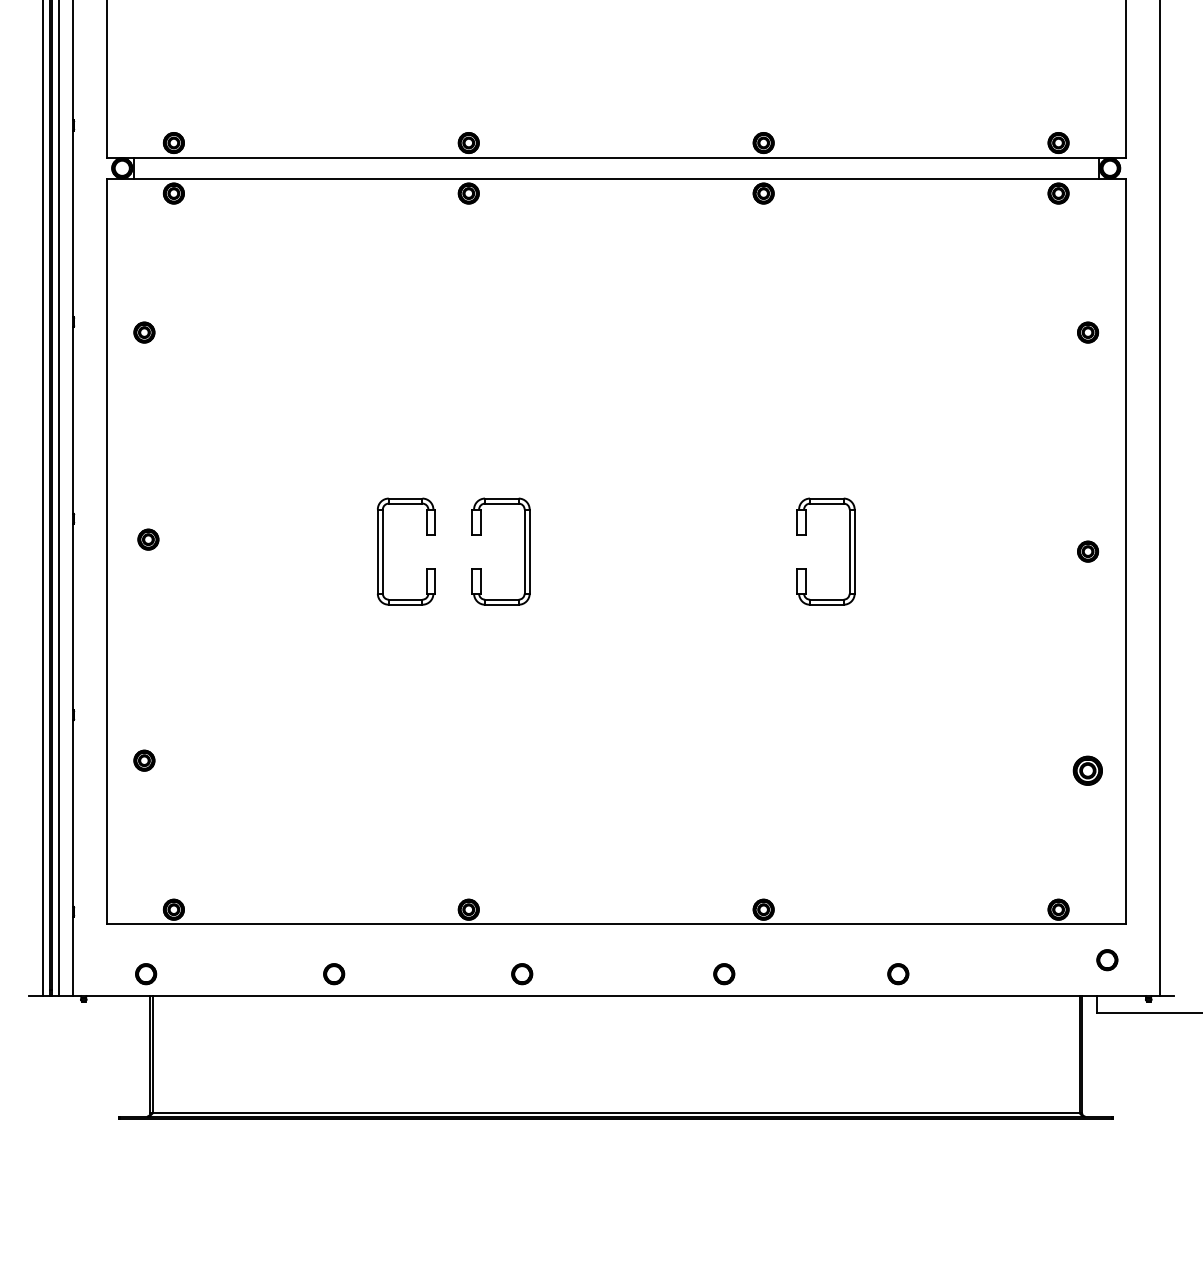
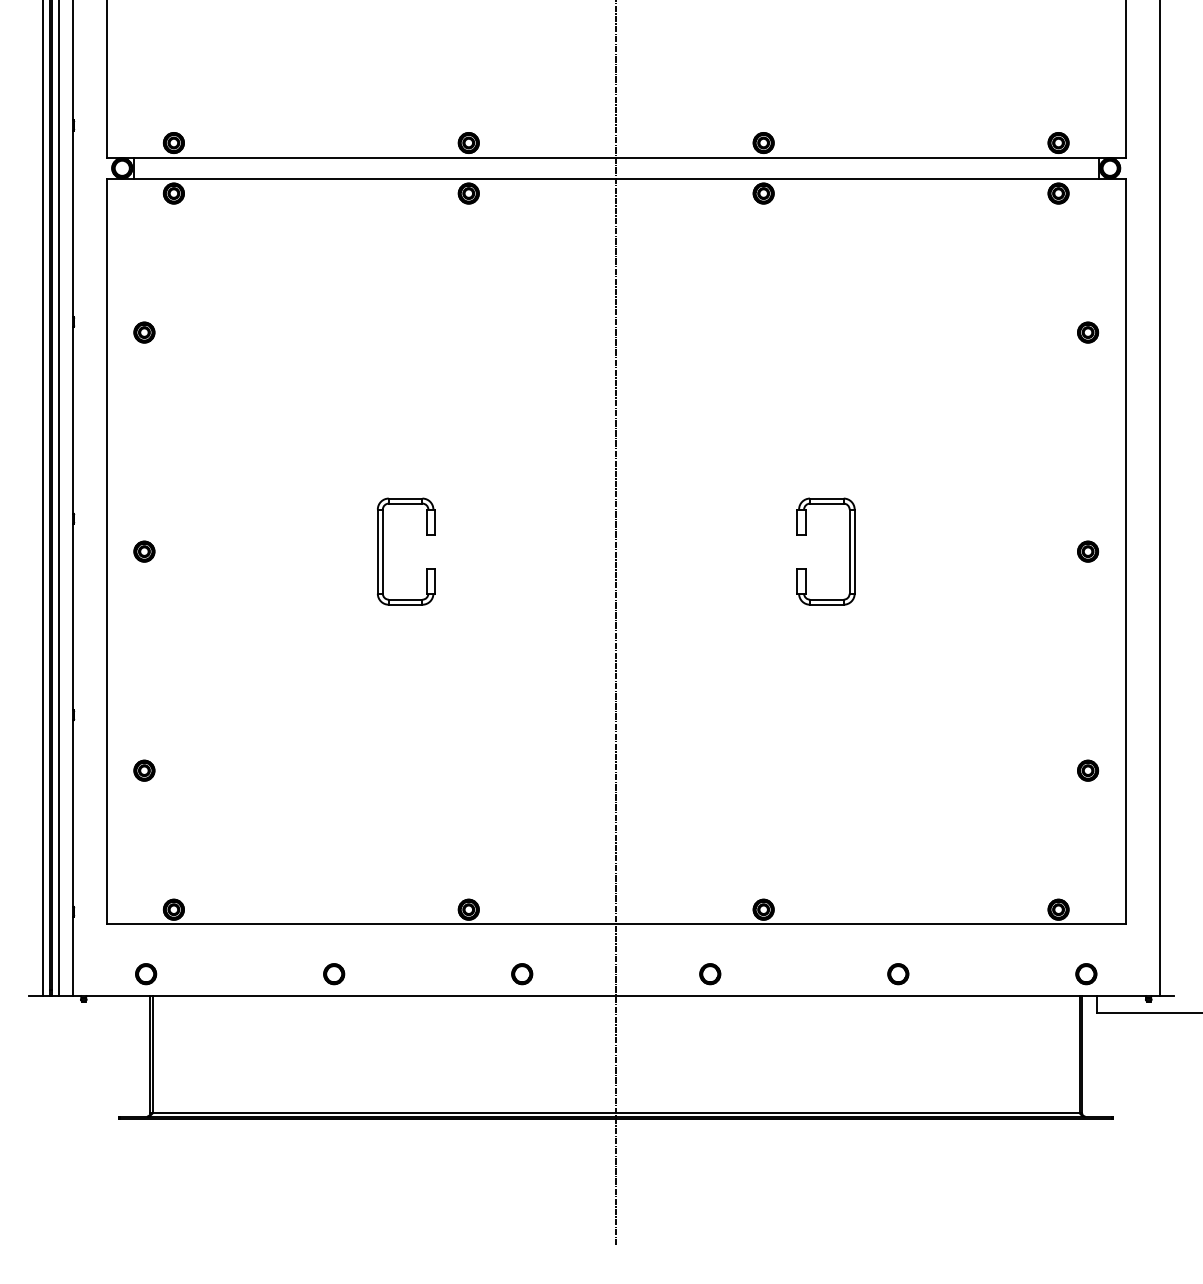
part position: (148, 539) -> (144, 551) (144, 551)
part: present -> none (524, 551)
line: none -> present (616, 623)
part position: (144, 760) -> (144, 770) (144, 770)
part size: 31x31 px -> 23x23 px (1088, 770)
part position: (1107, 960) -> (1086, 974) (1086, 974)
part position: (724, 974) -> (710, 974) (710, 974)
